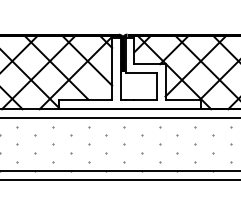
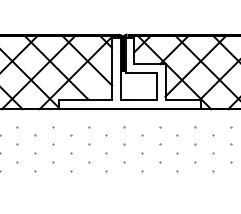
line: present -> none (119, 118)
line: present -> none (119, 171)
line: present -> none (119, 180)
